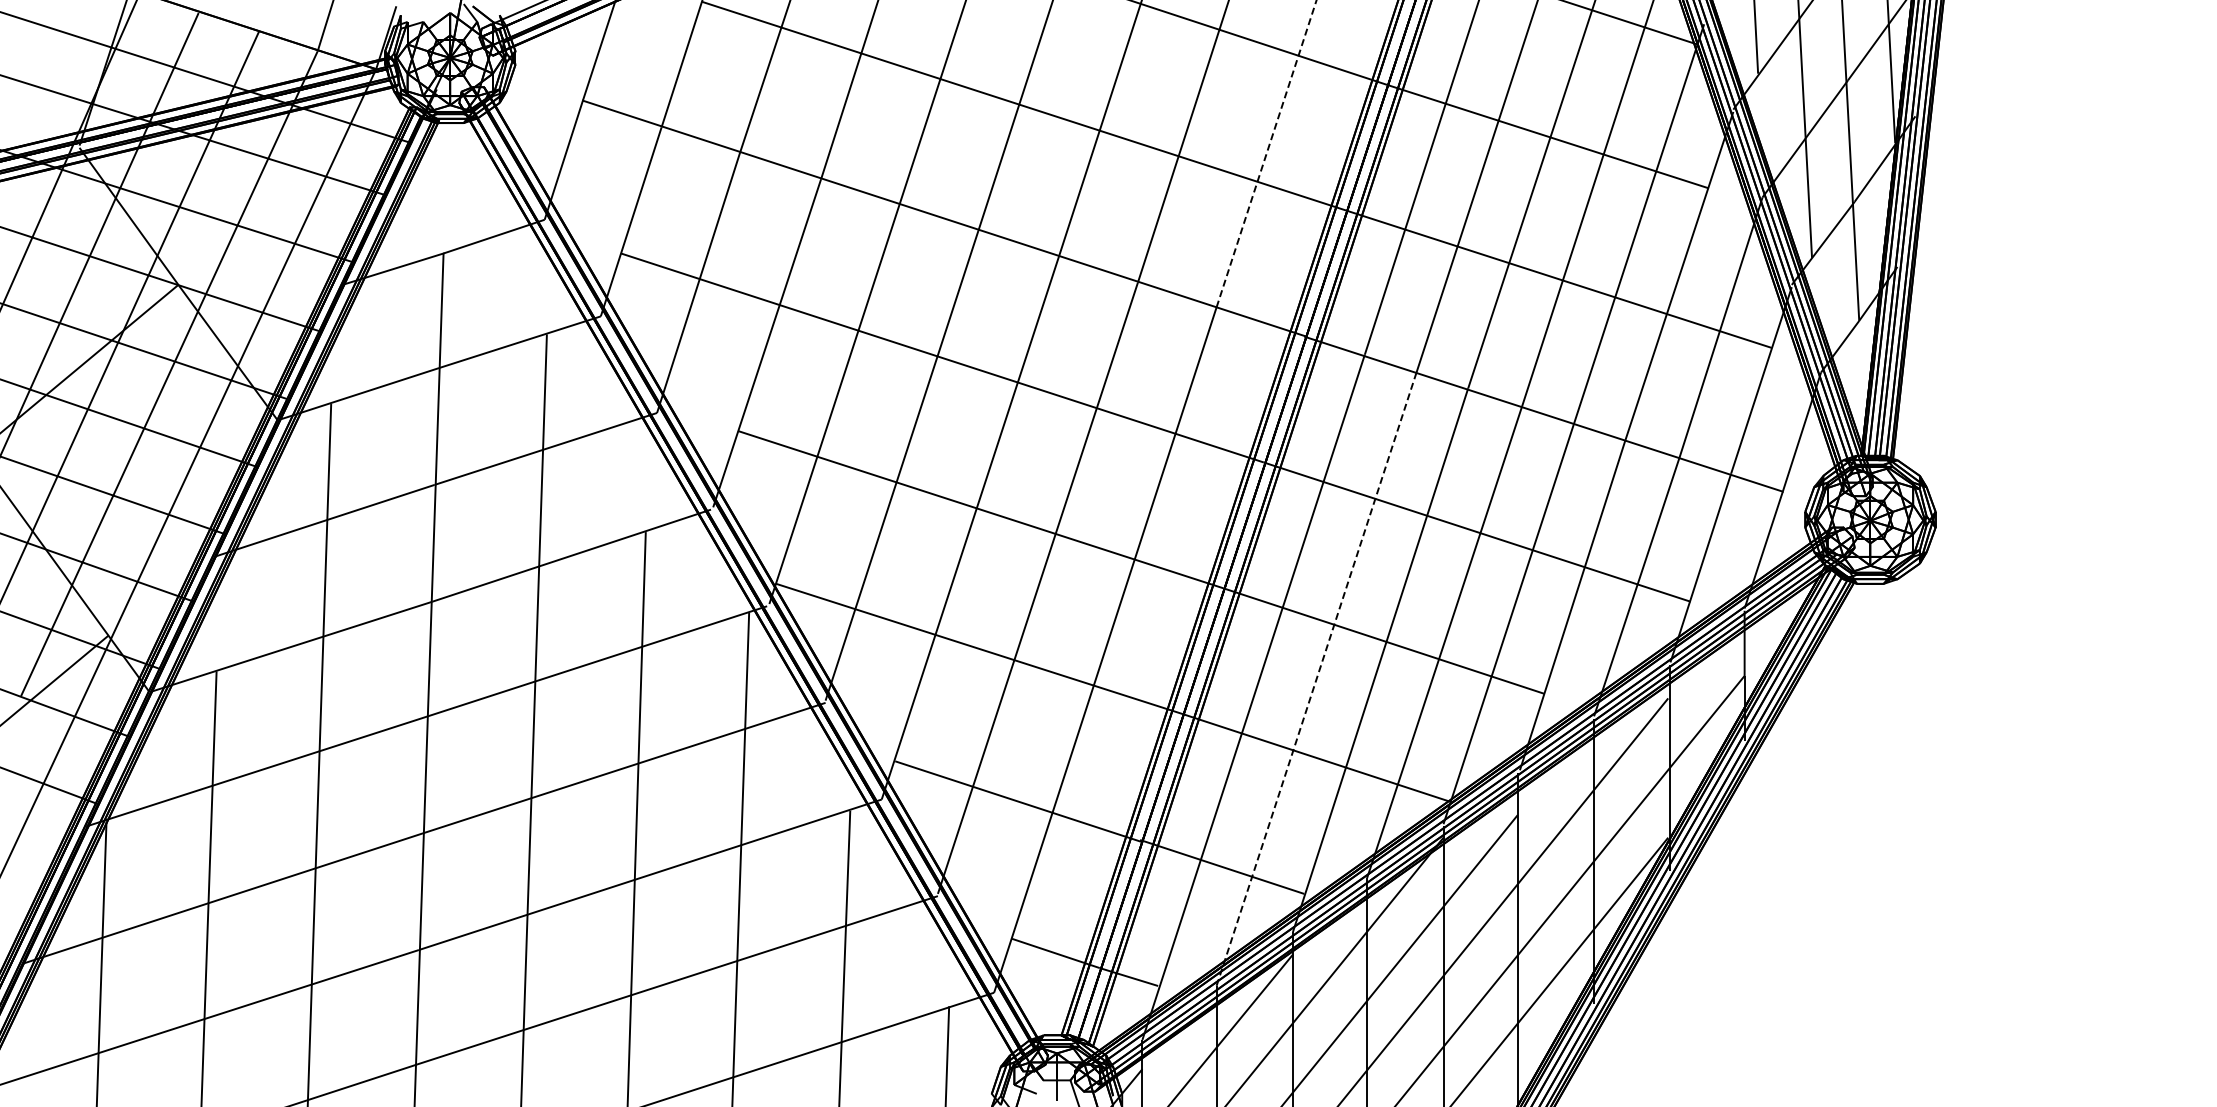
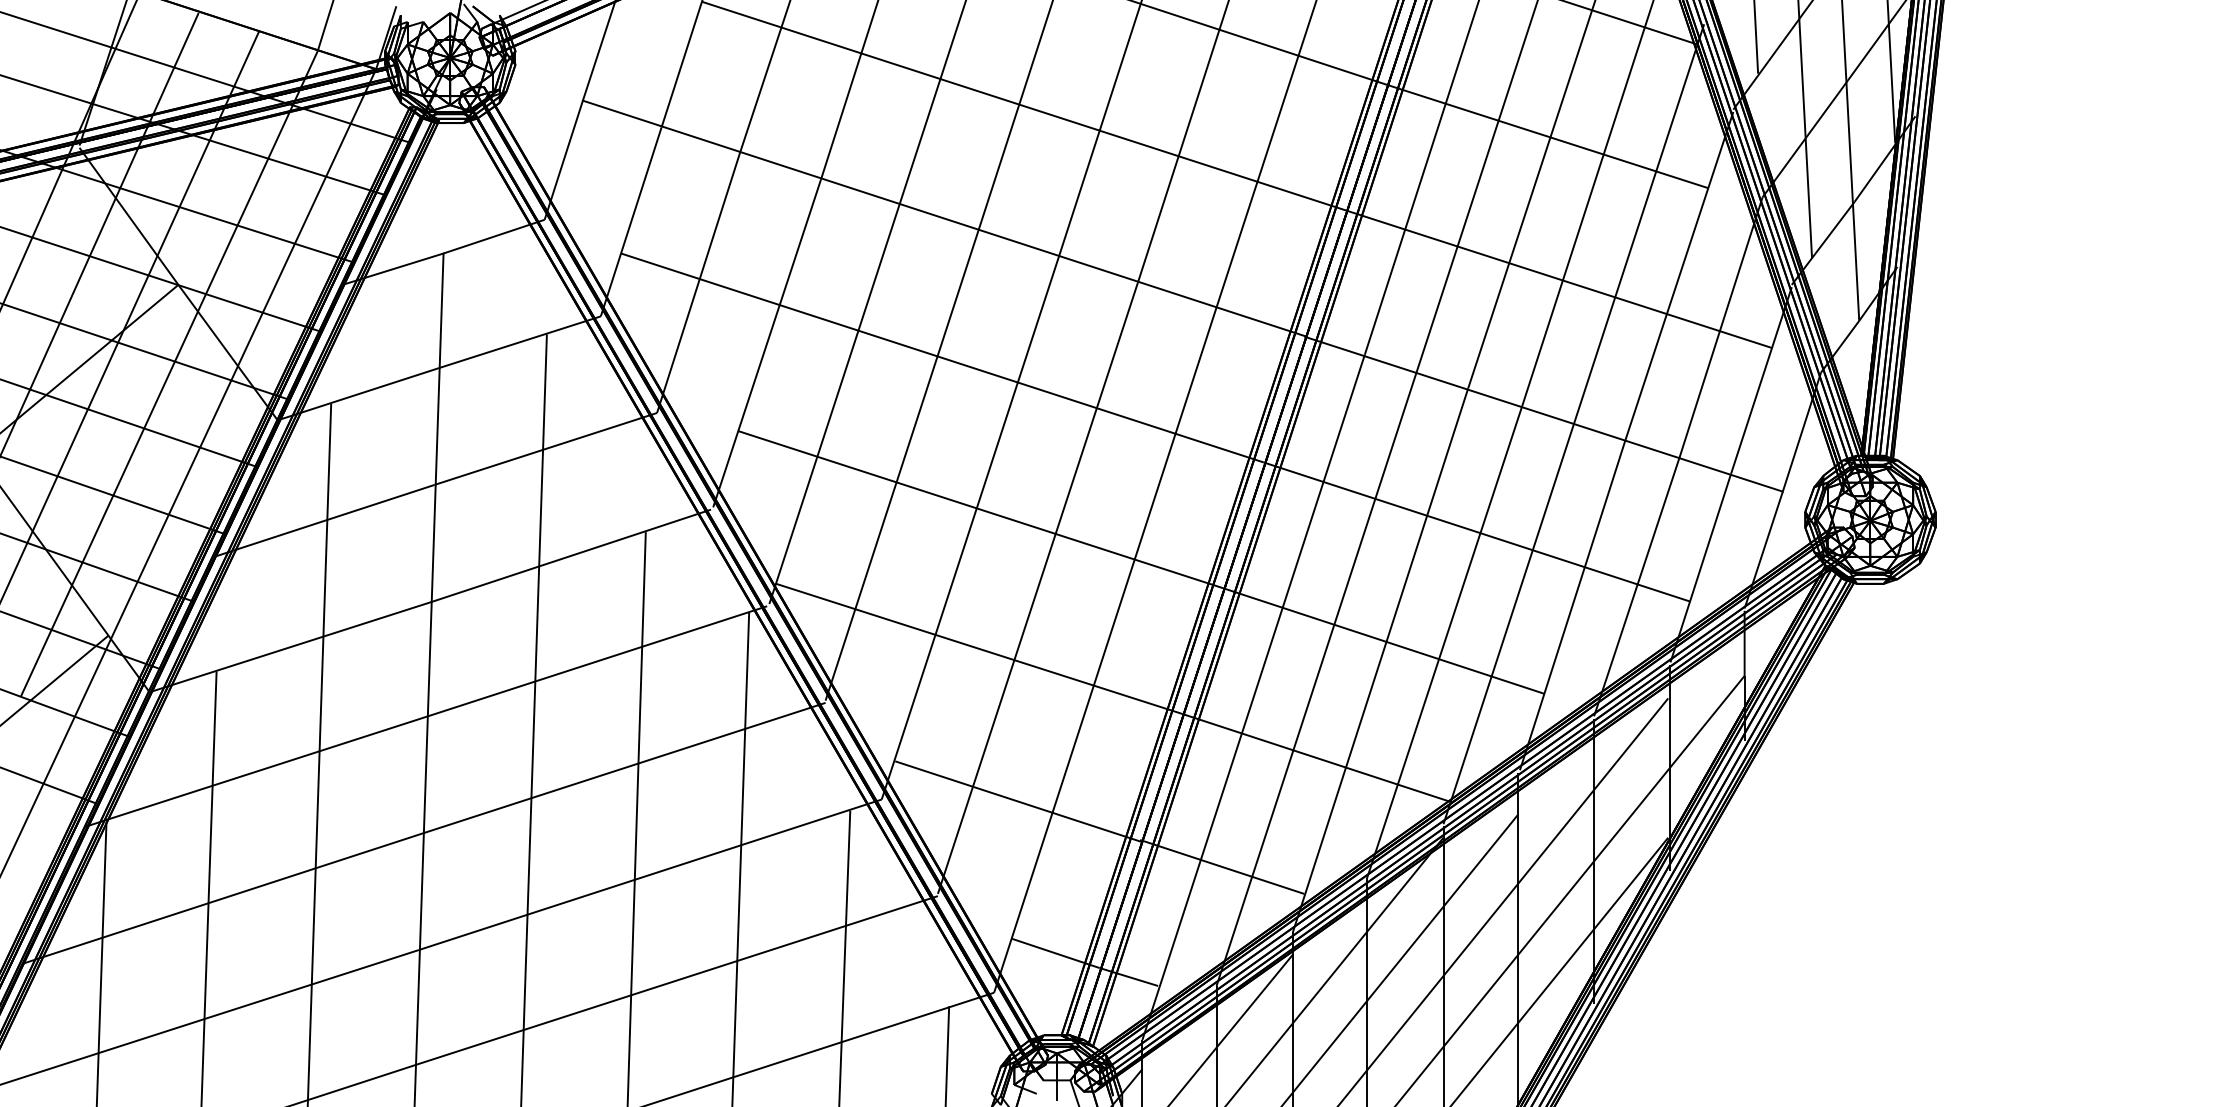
line: dashed -> solid (1266, 153)
line: dashed -> solid (1316, 679)
